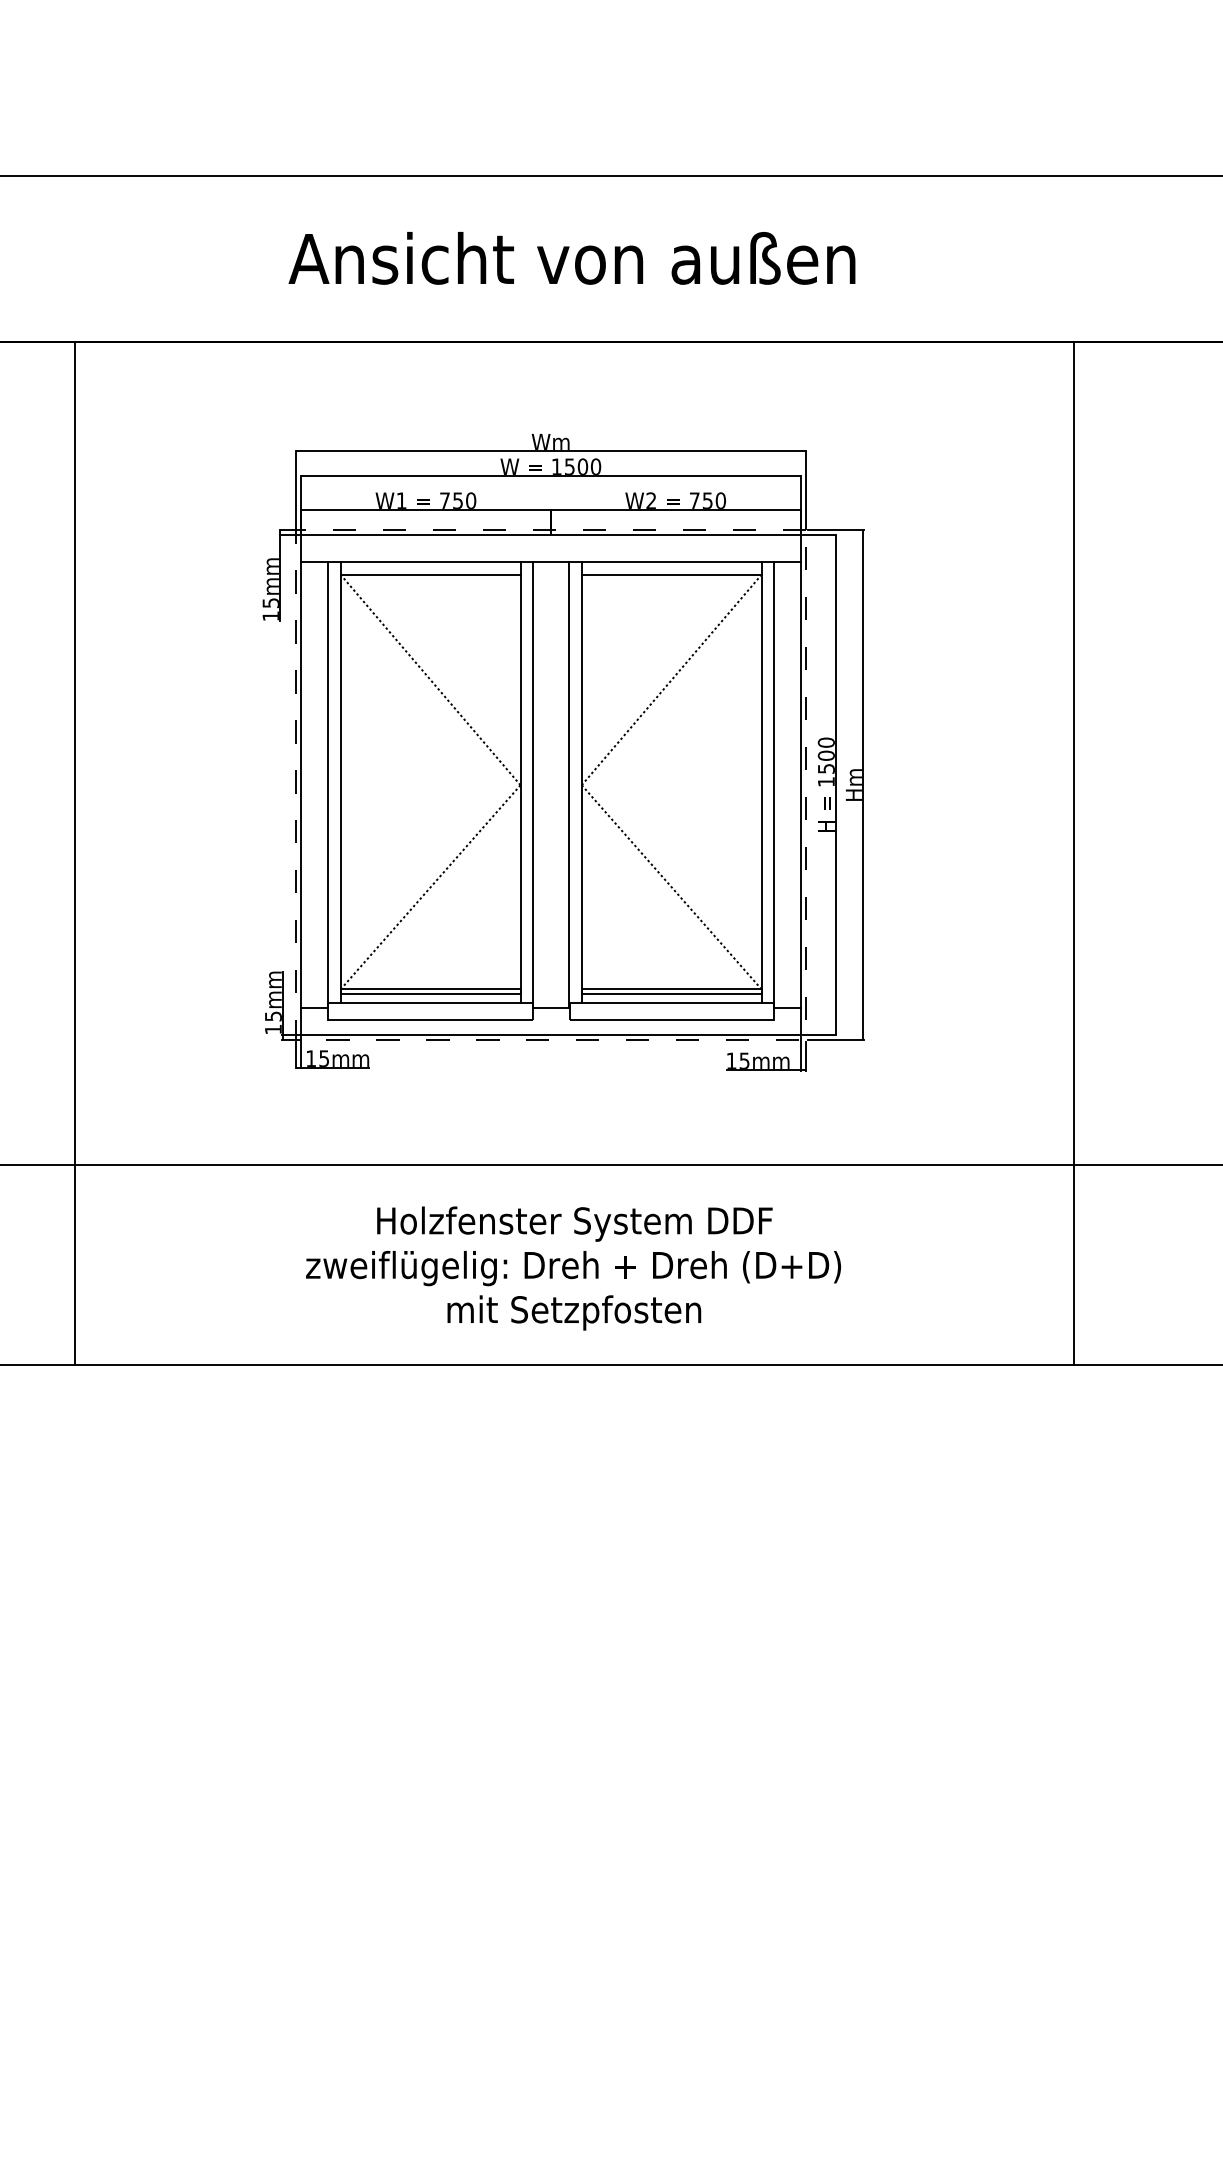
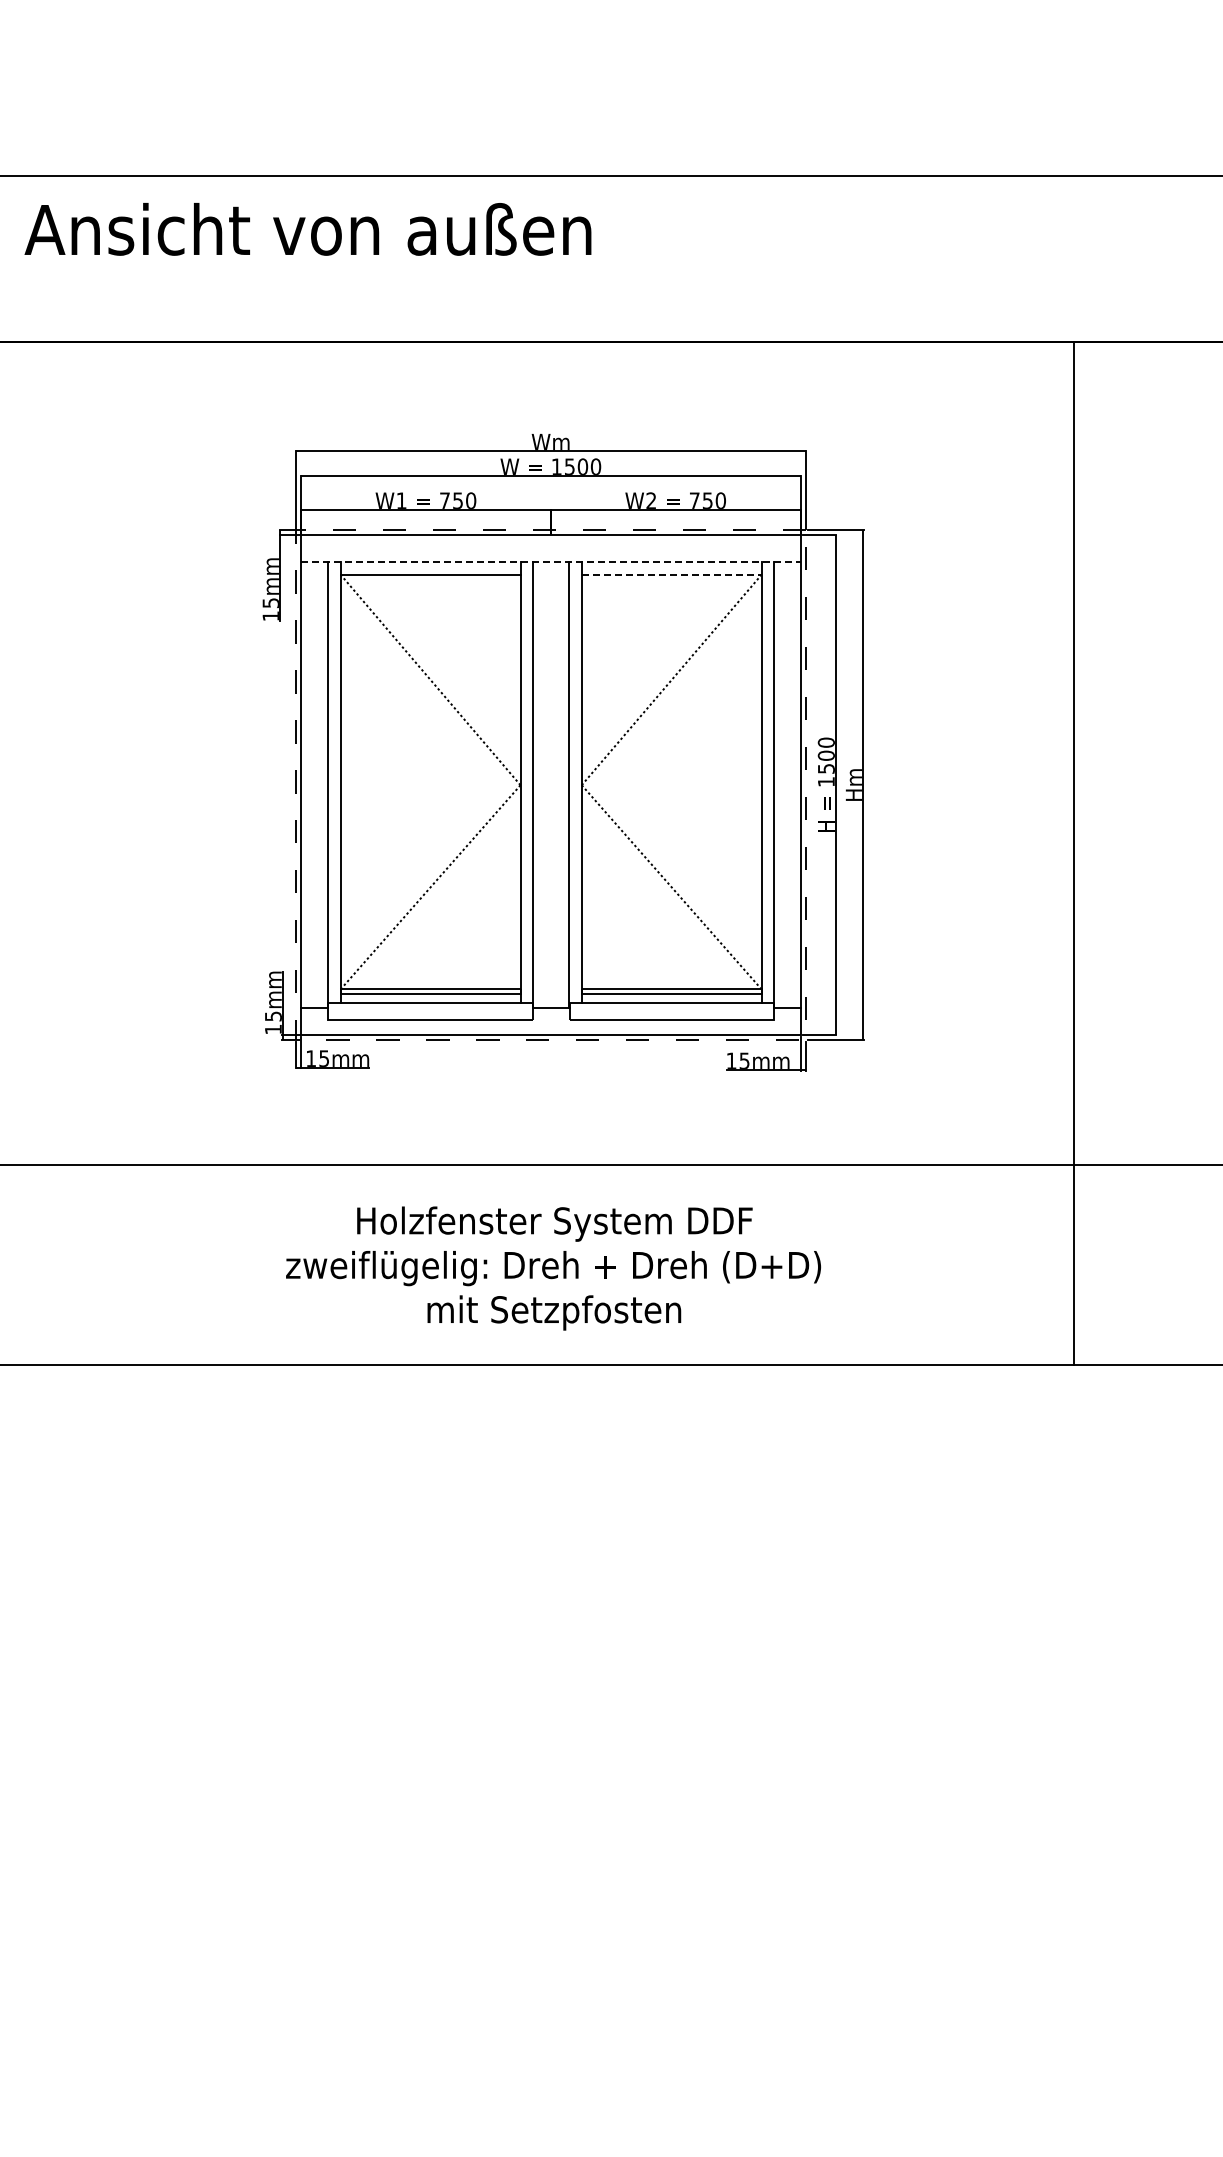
text position: (571, 258) -> (307, 229) (307, 229)
line: solid -> dashed (551, 562)
line: solid -> dashed (671, 574)
line: present -> none (74, 853)
text position: (573, 1268) -> (553, 1268) (553, 1268)
